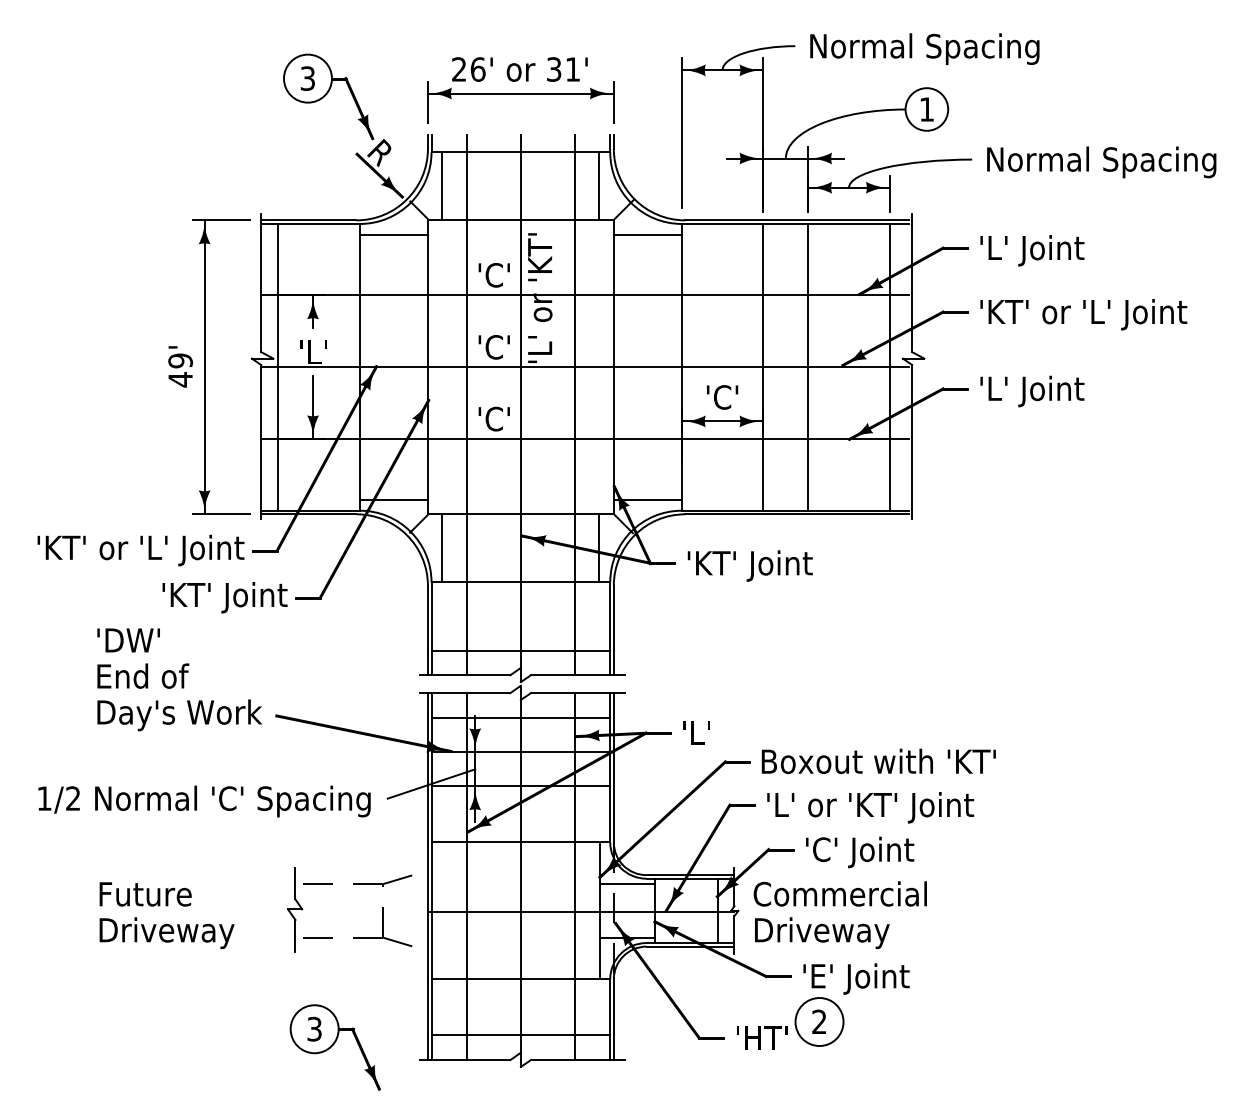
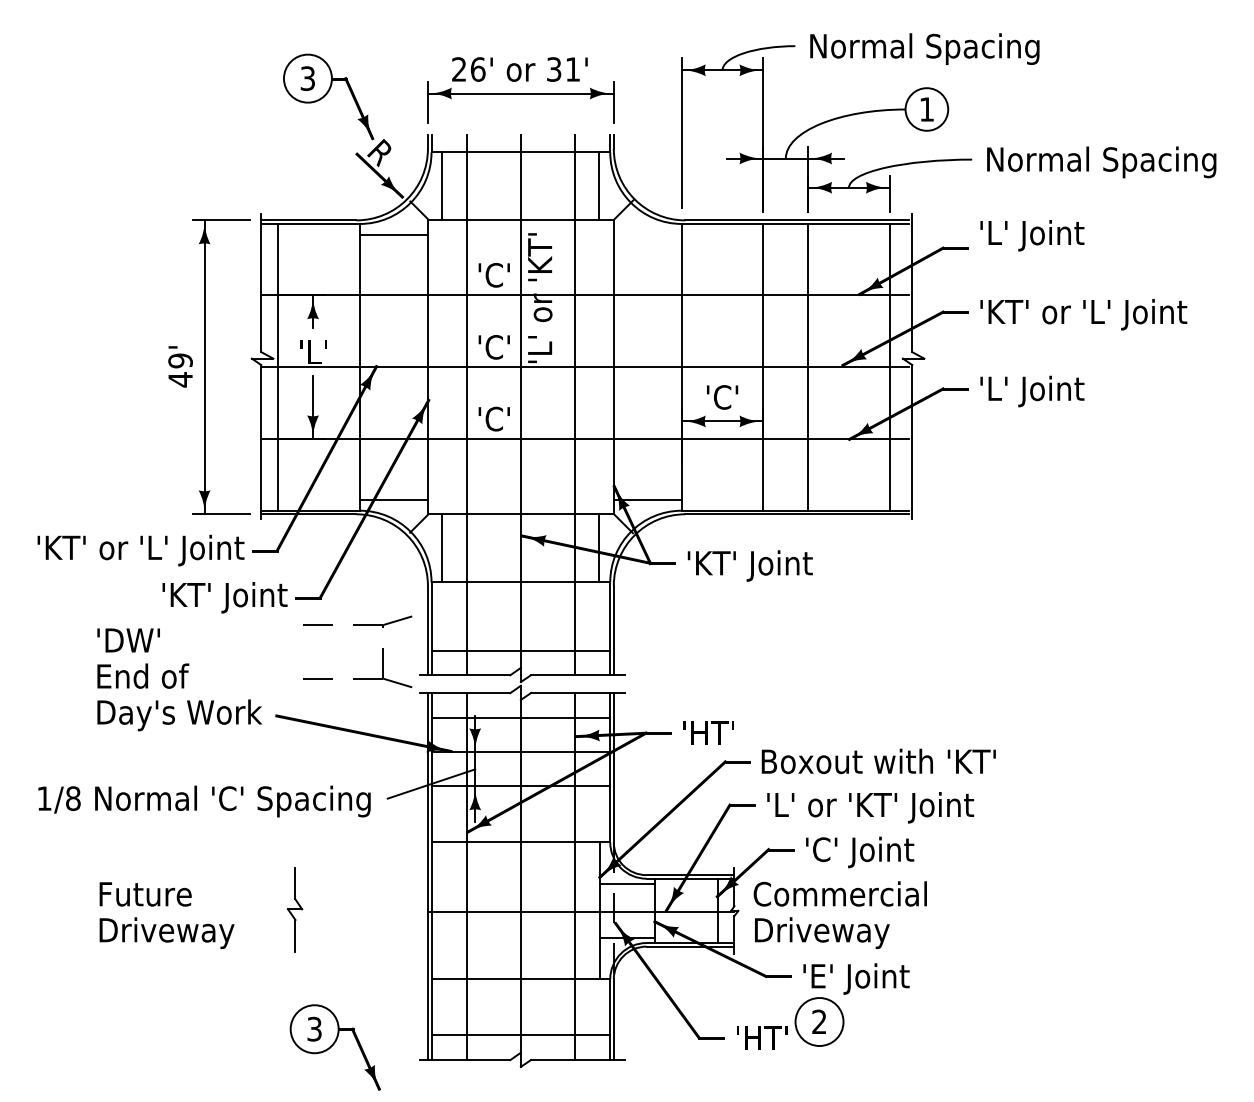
line: present -> none (647, 234)
text position: (1032, 250) -> (1032, 235) (1032, 235)
text: 'L' -> 'HT' (713, 732)
text: 1/2 -> 1/8 (73, 798)
part position: (382, 910) -> (382, 651) (382, 651)
